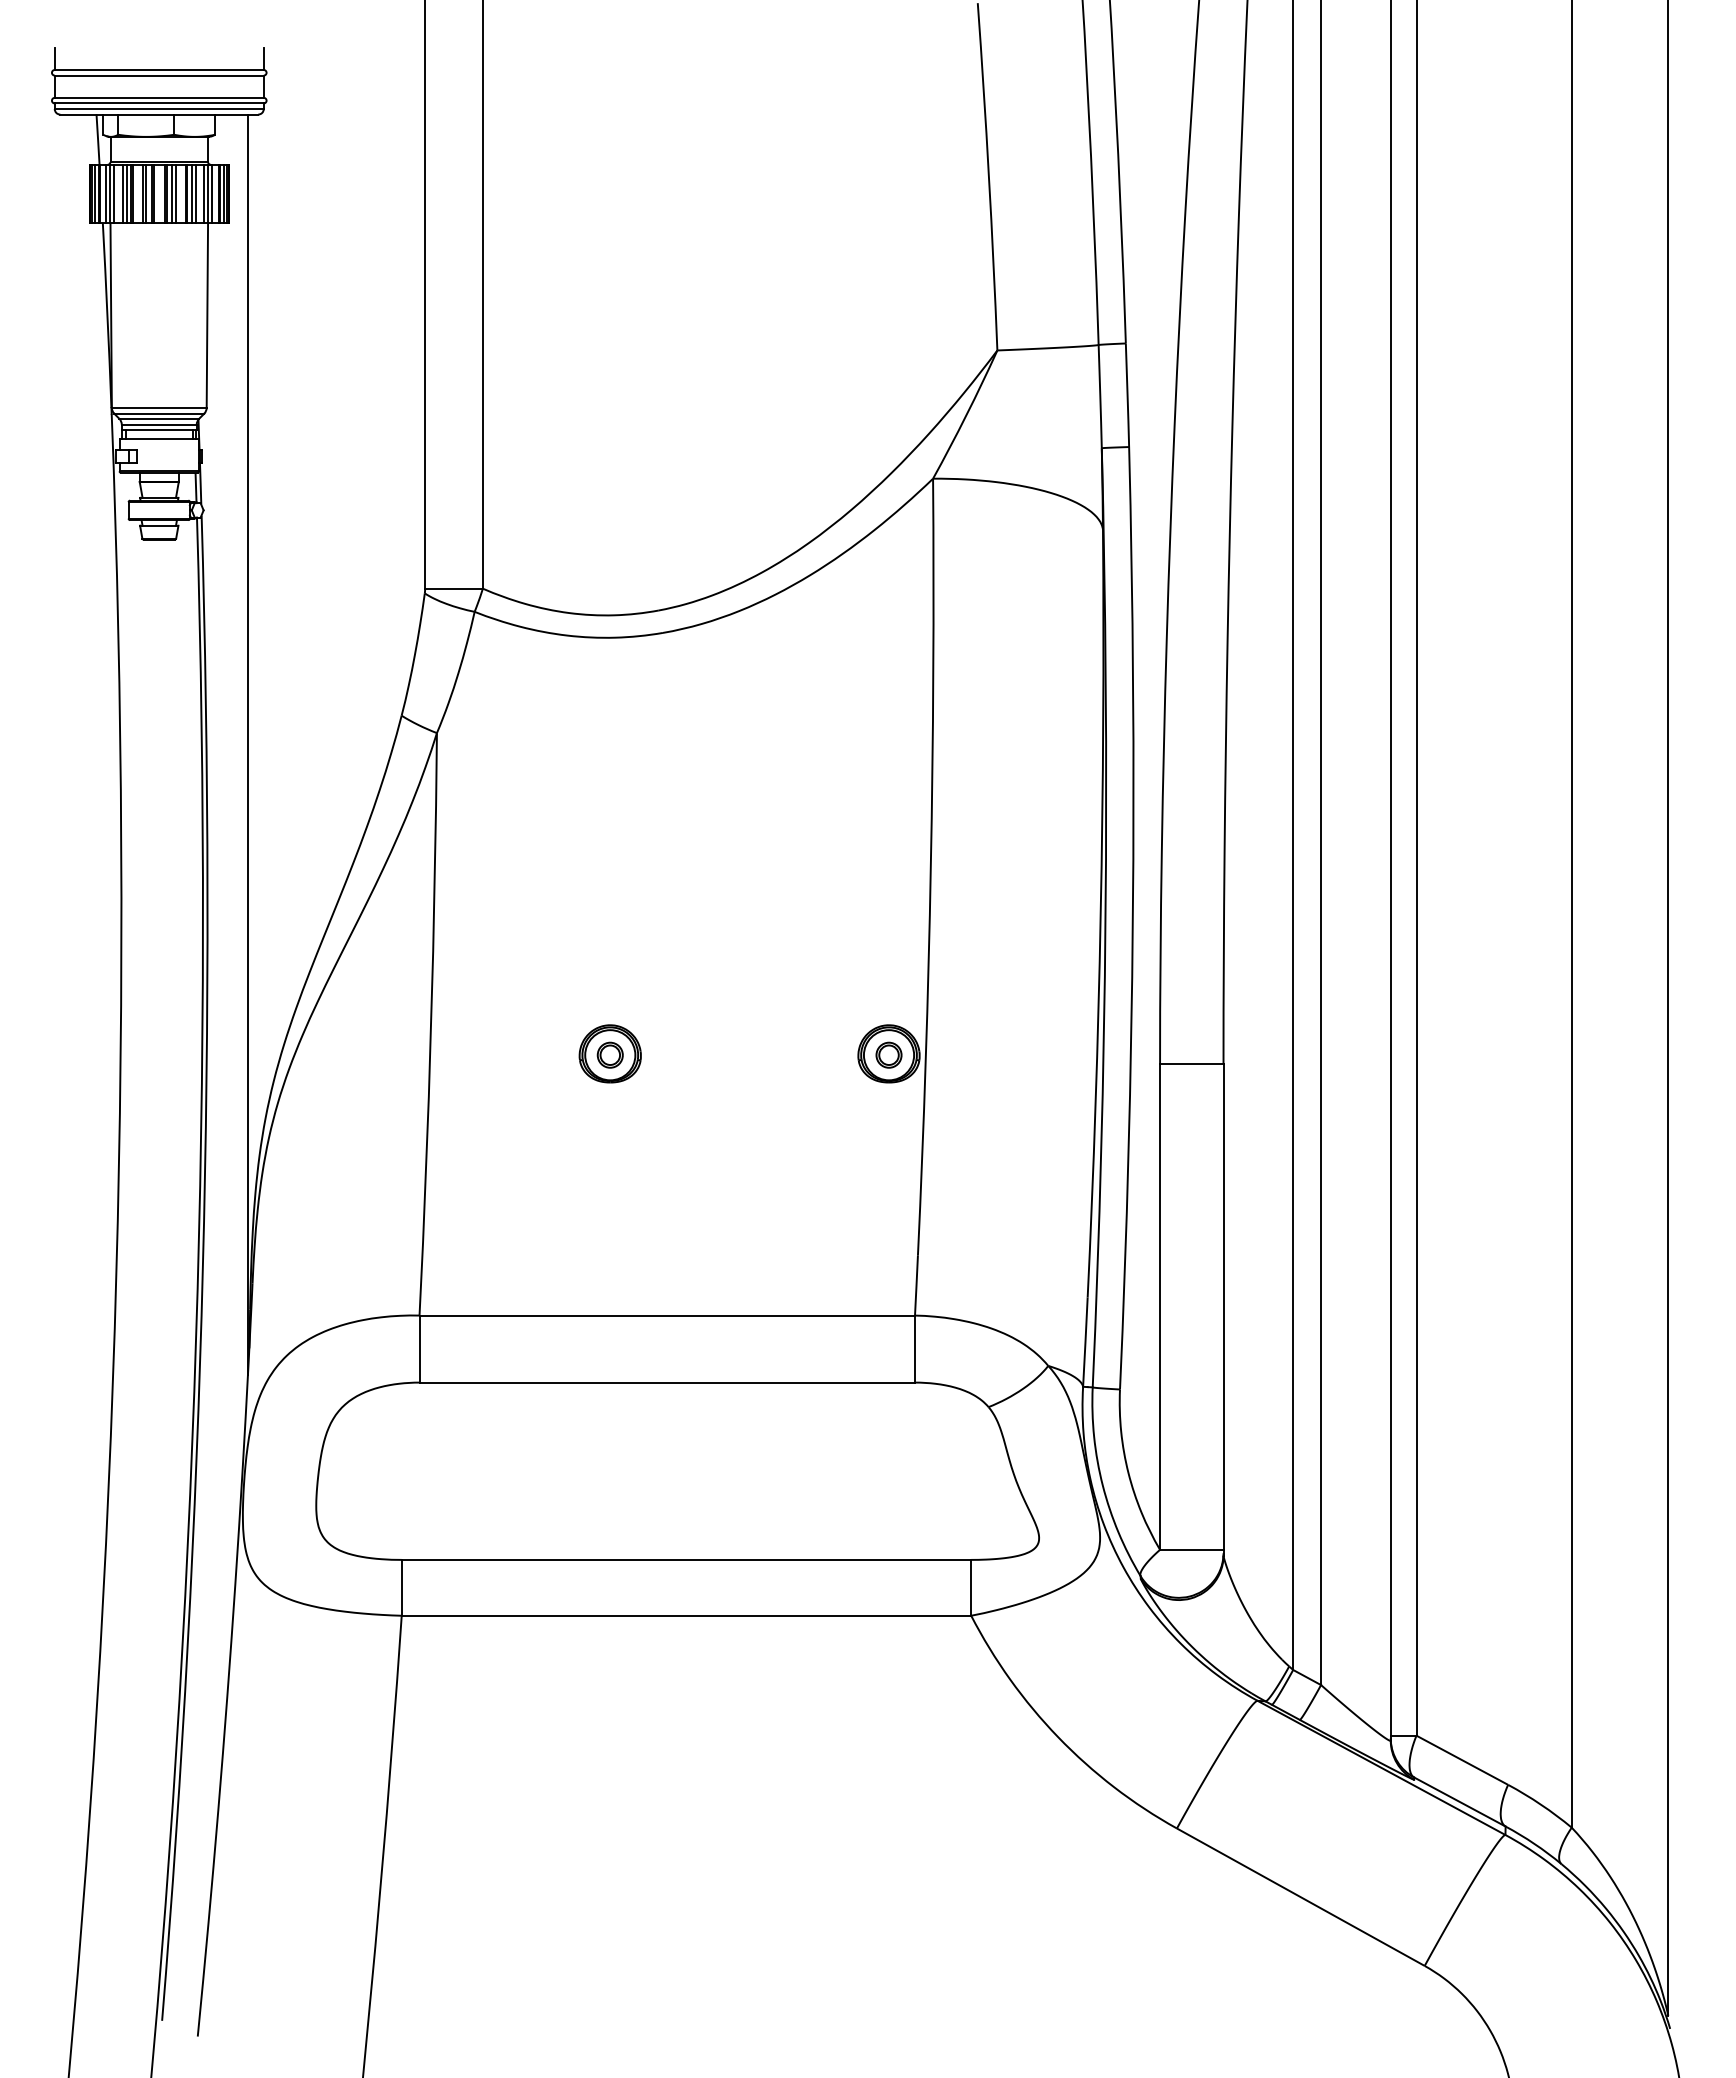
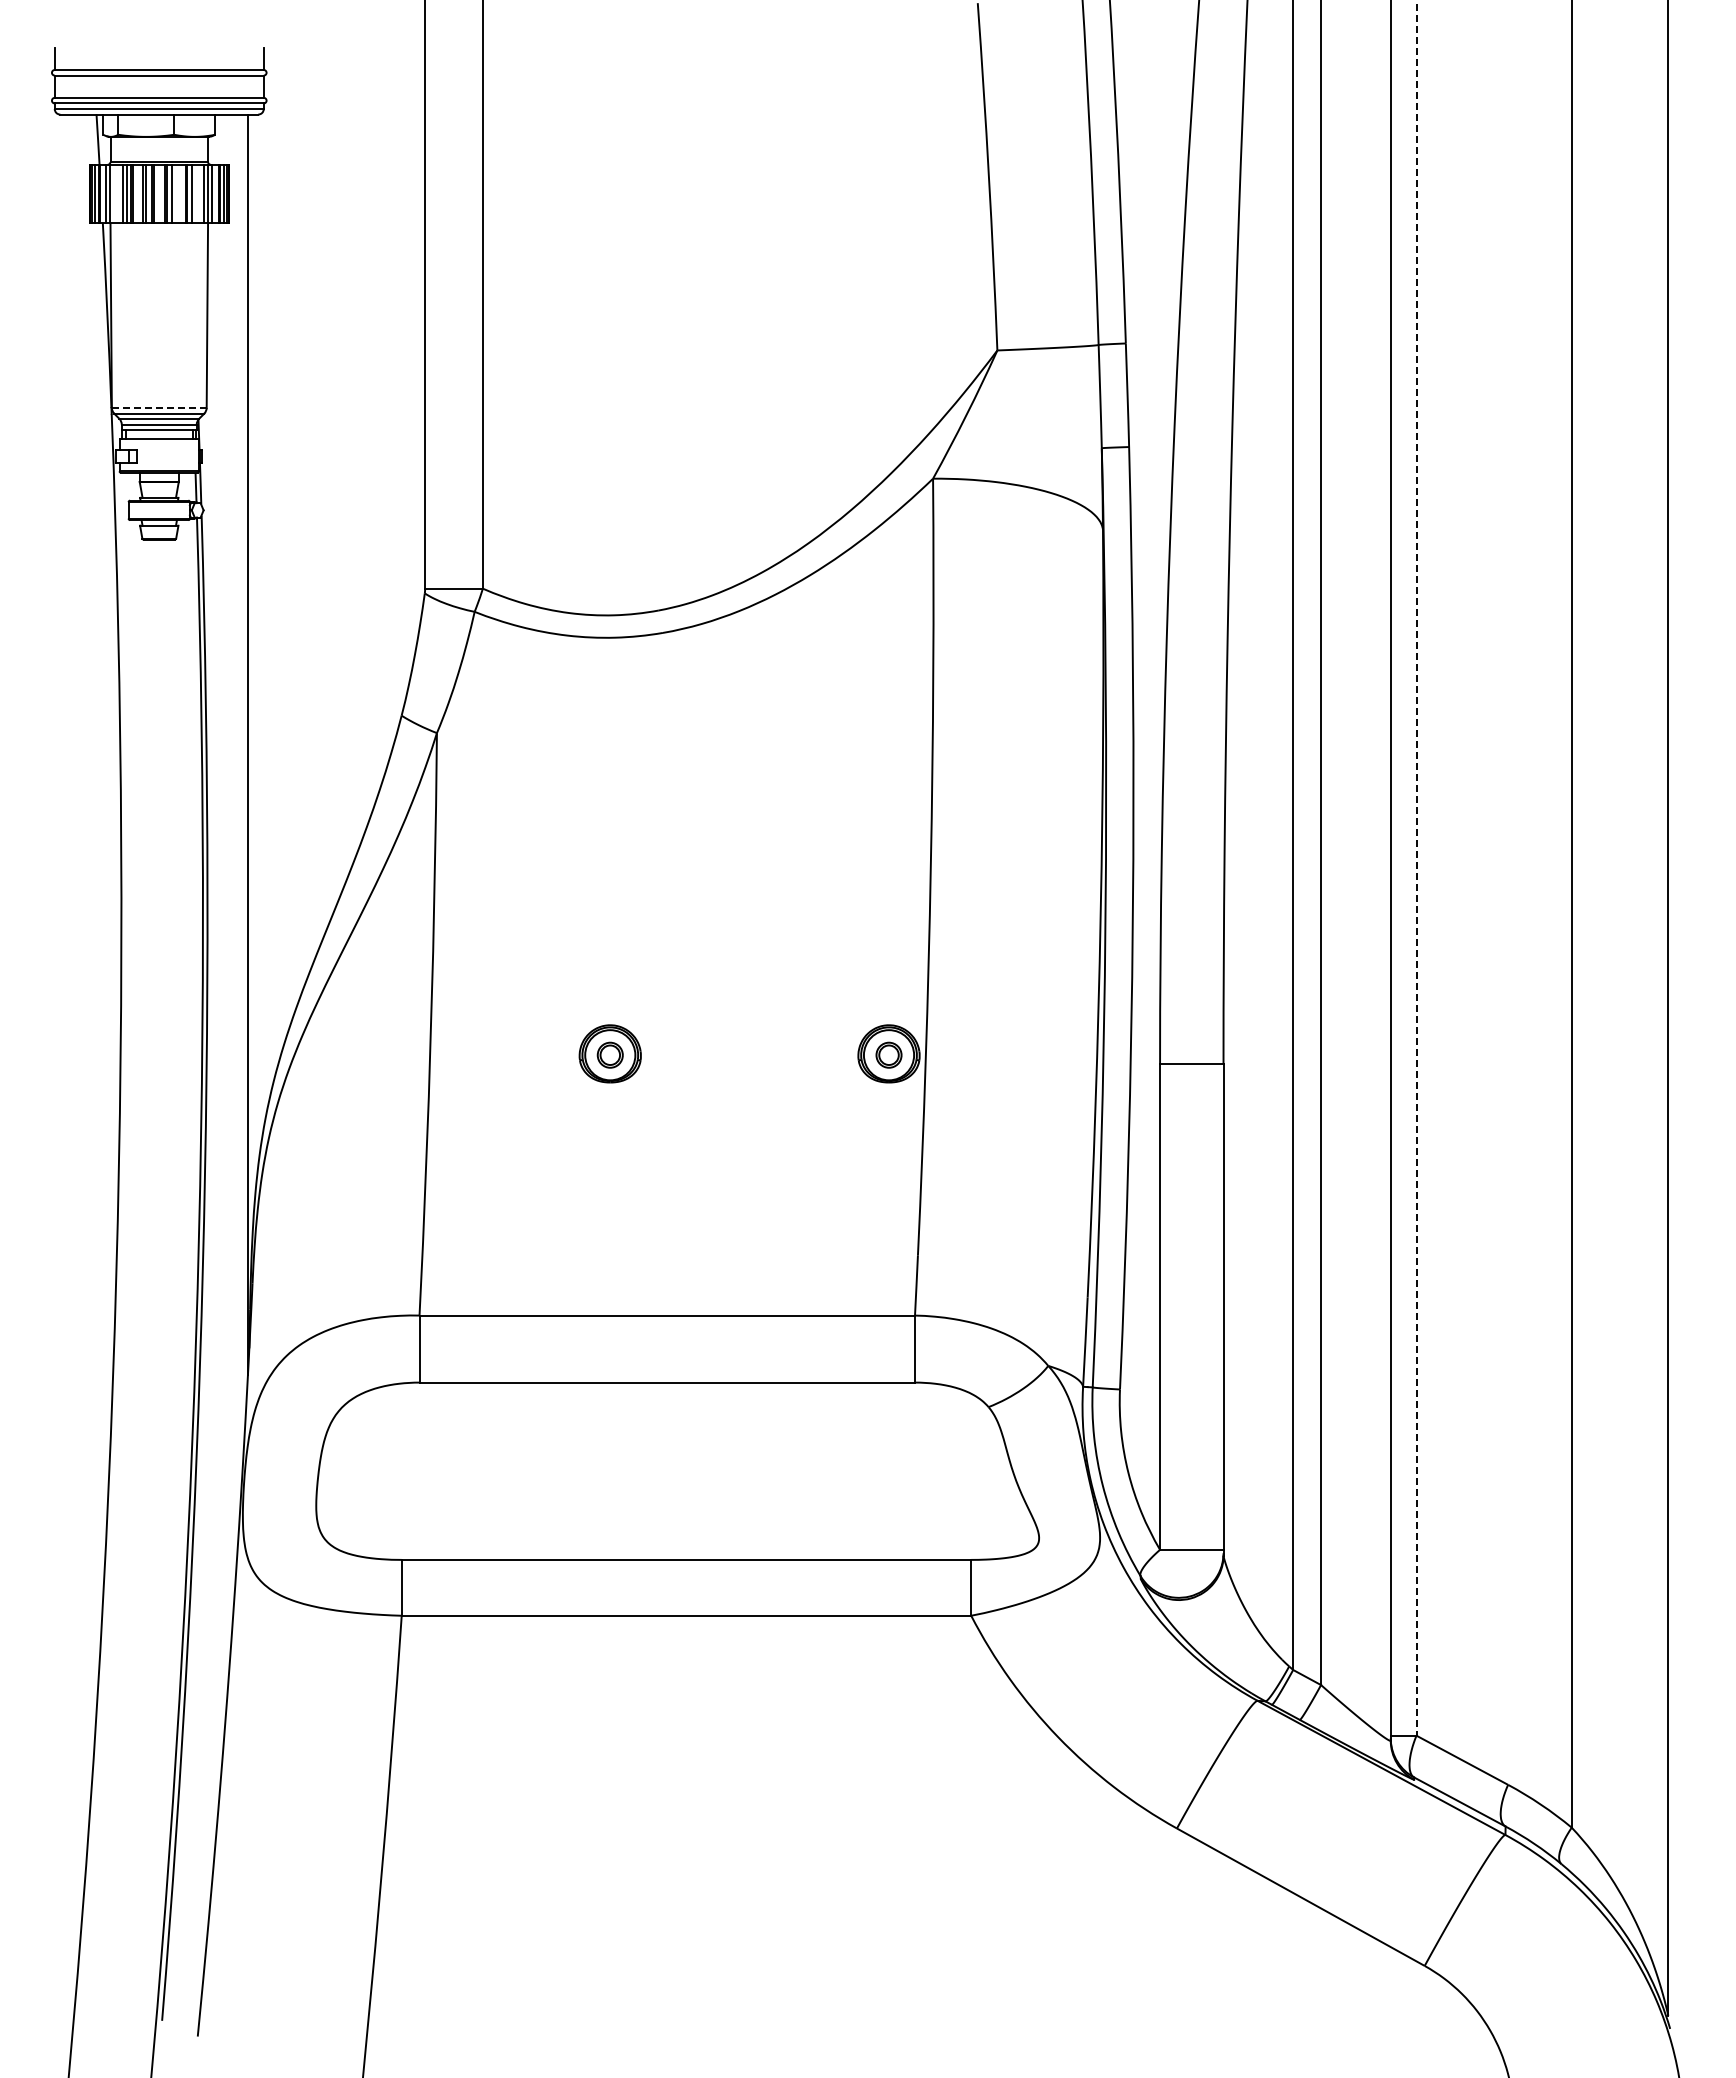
line: present -> none (114, 193)
line: present -> none (175, 193)
line: present -> none (195, 193)
line: solid -> dashed (159, 407)
line: solid -> dashed (1416, 868)
